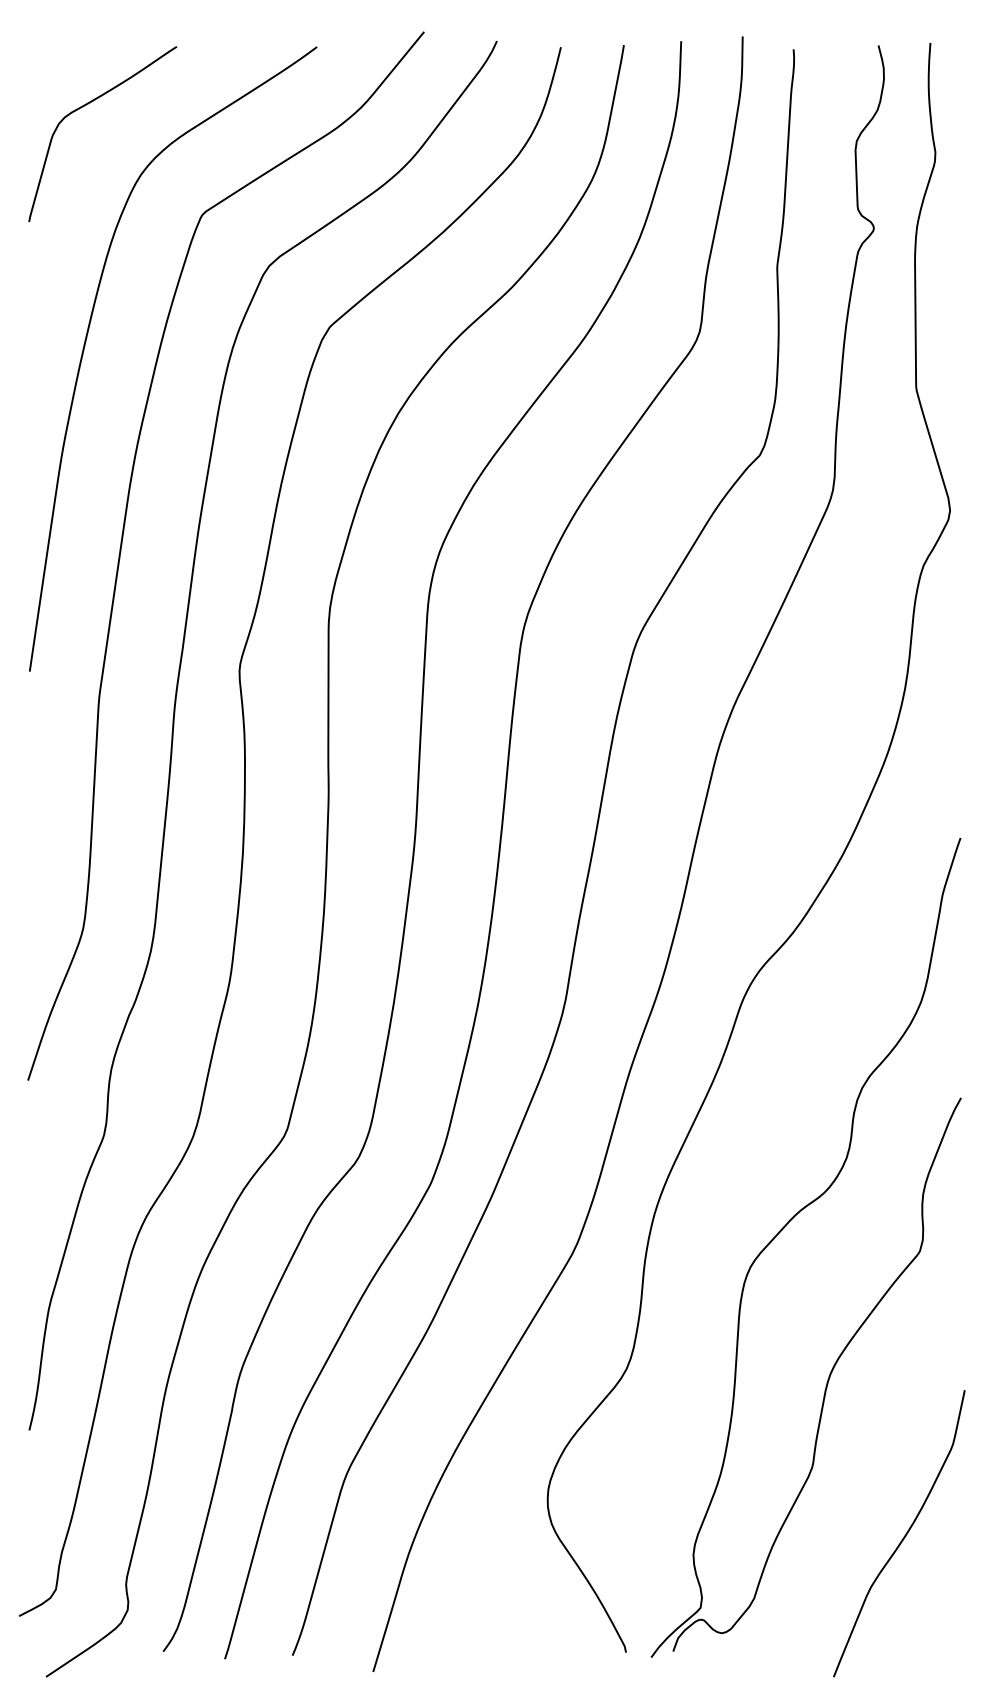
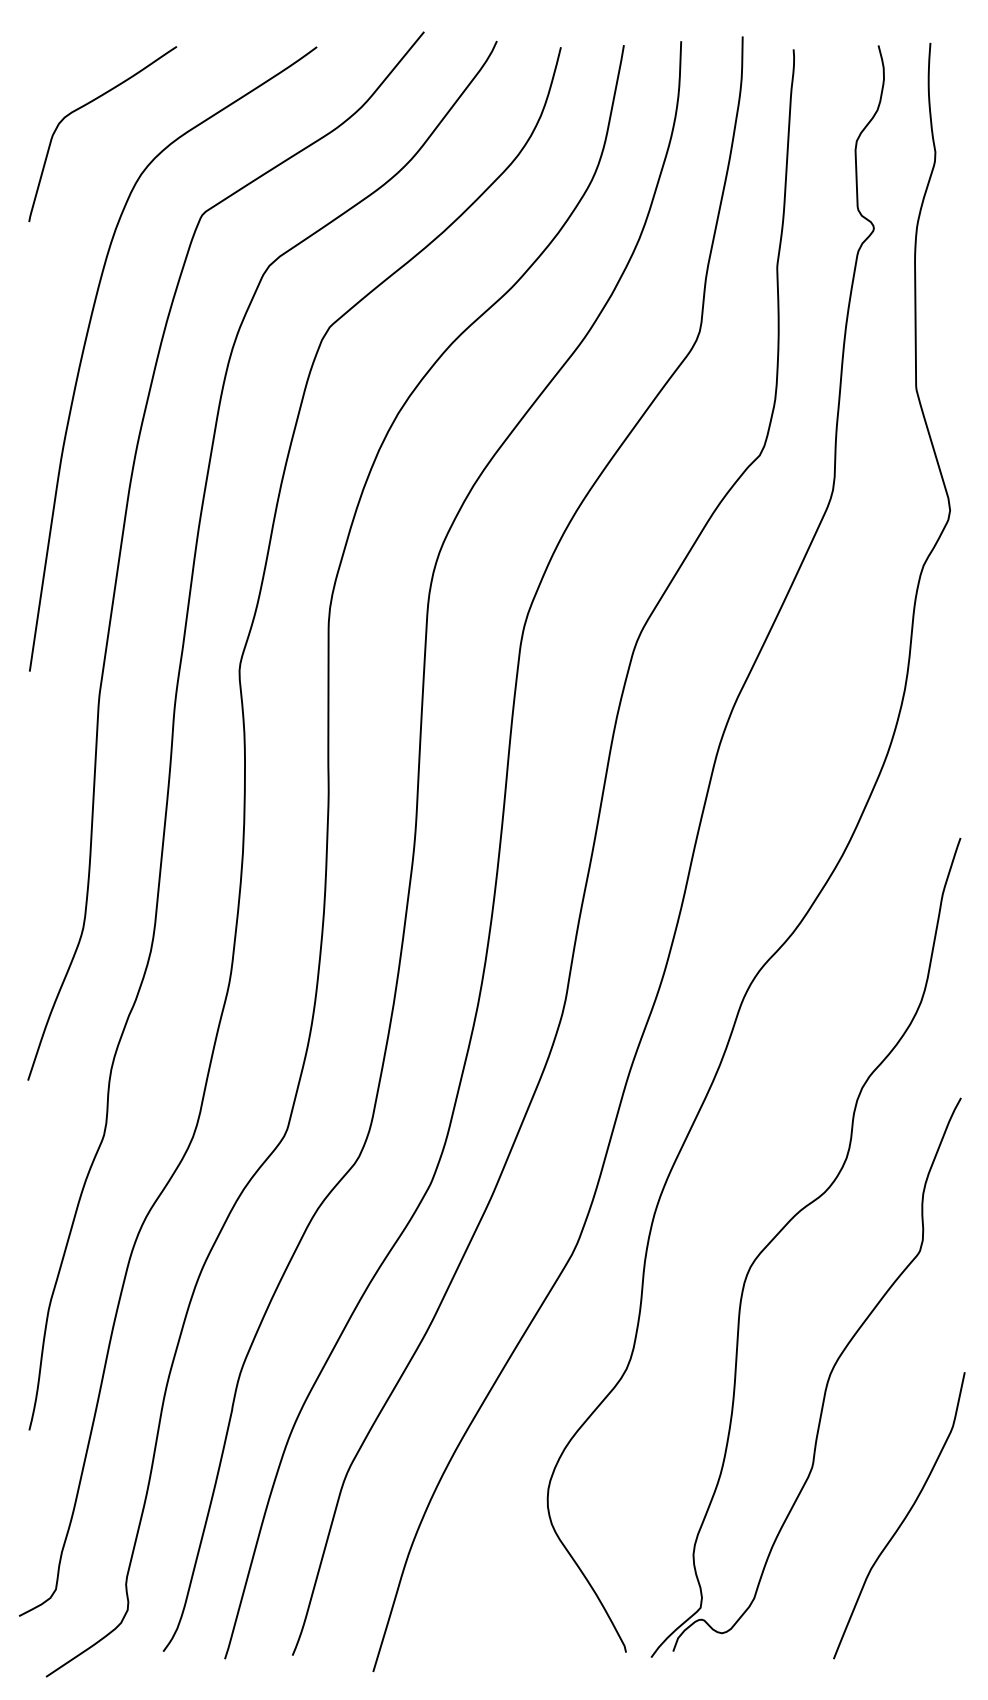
curve position: (903, 1536) -> (903, 1518) (903, 1518)
